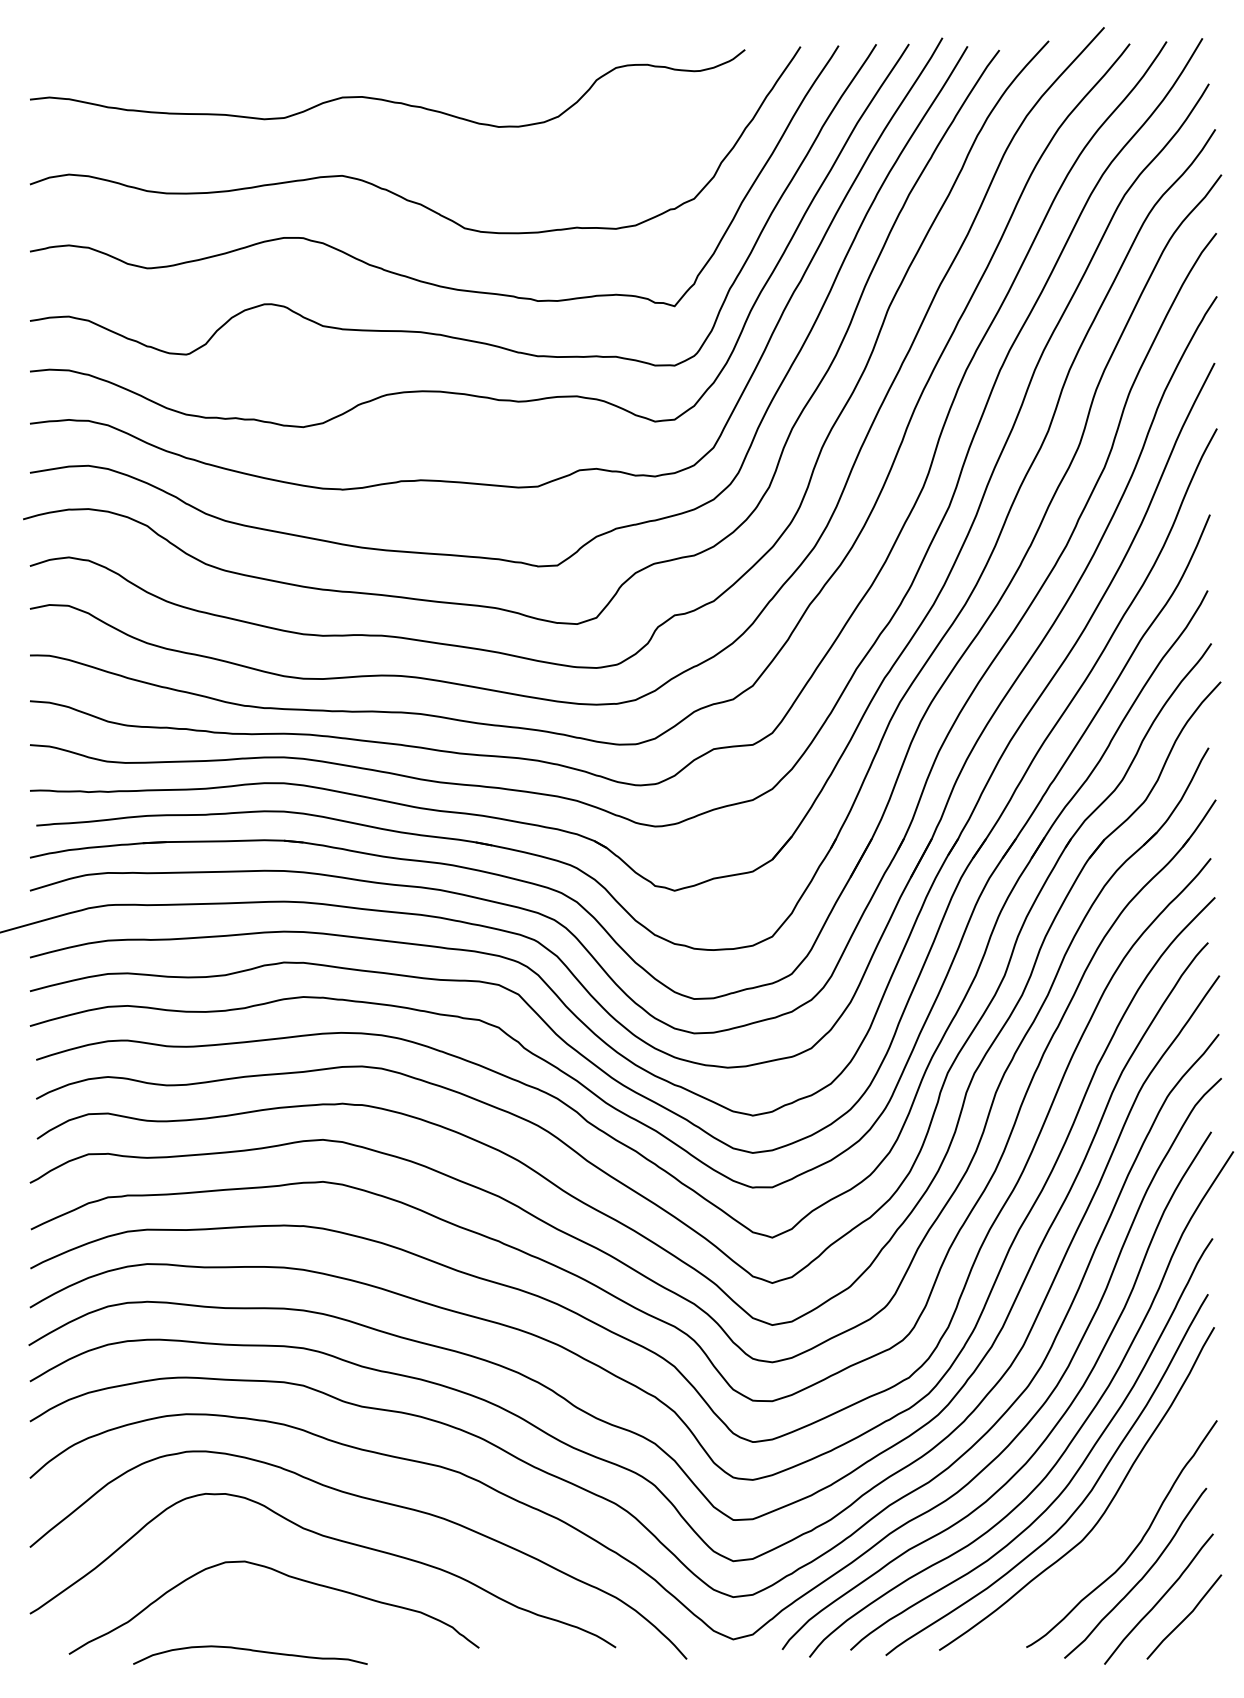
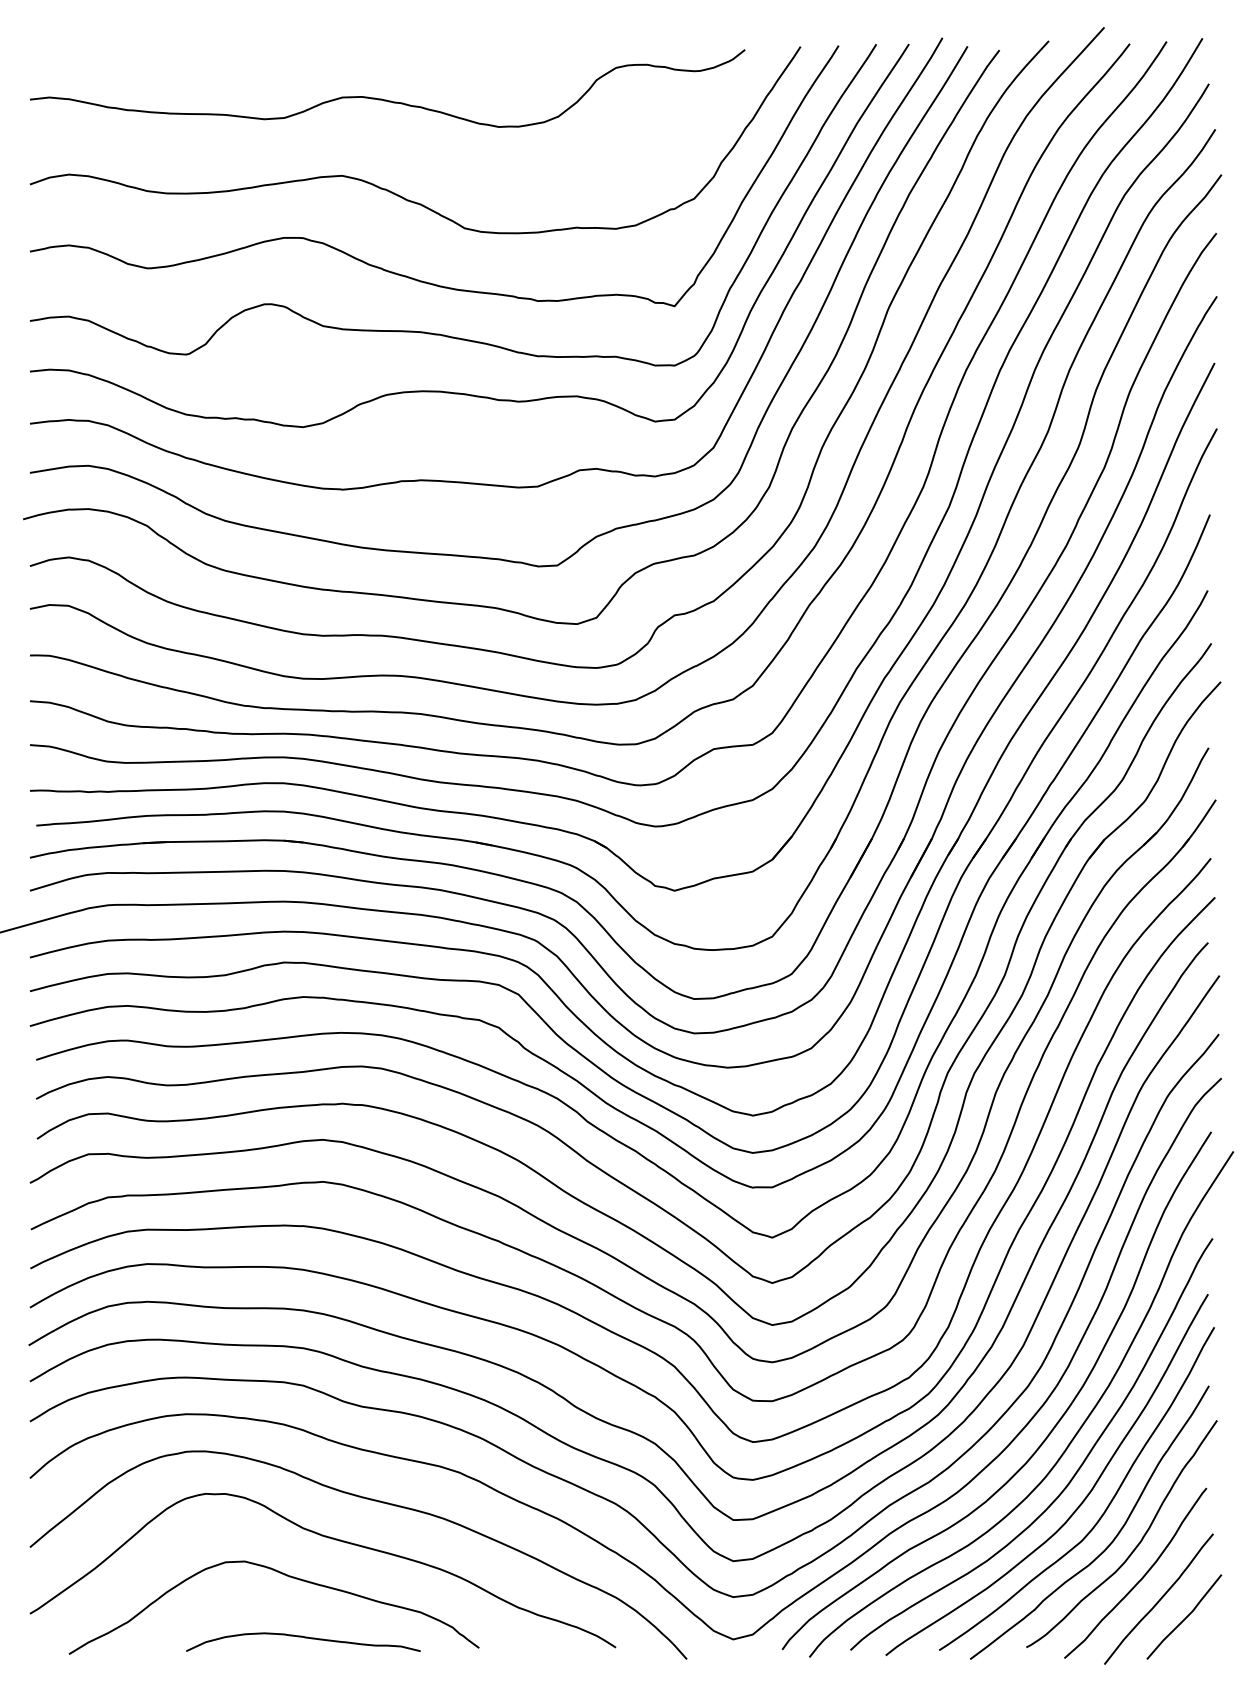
curve: none -> present (1113, 1538)
curve position: (251, 1651) -> (304, 1638) (304, 1638)
